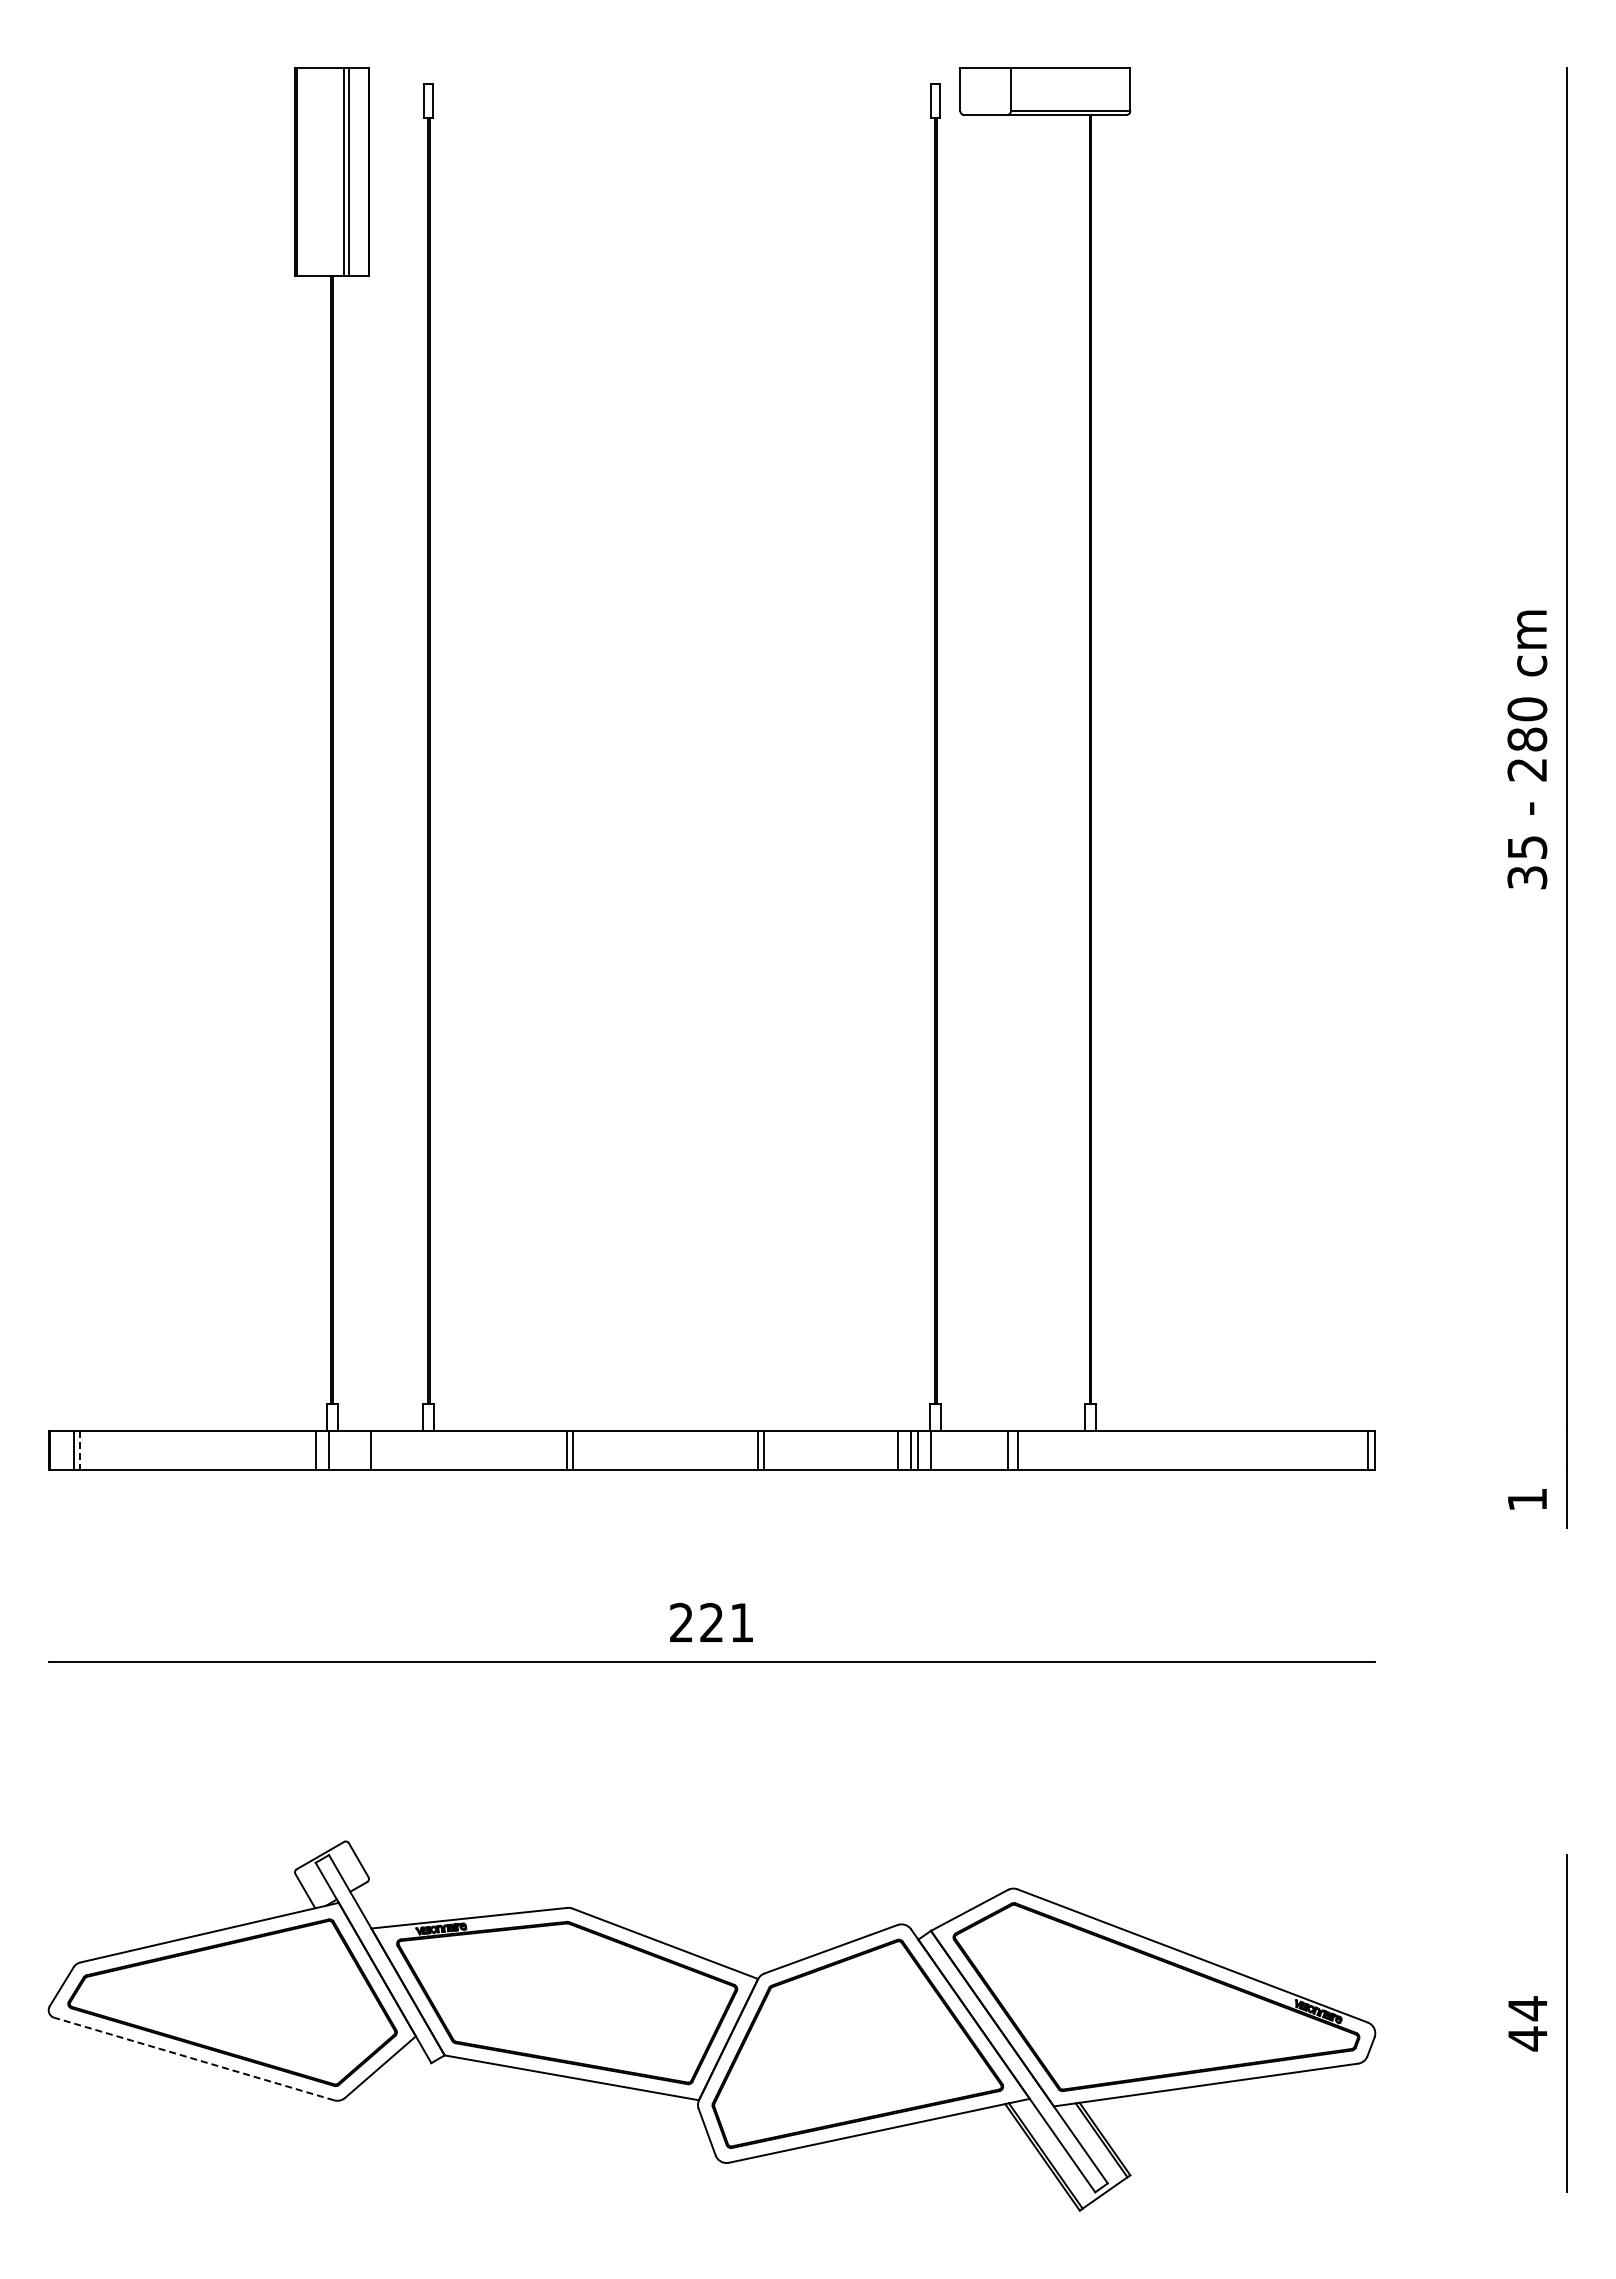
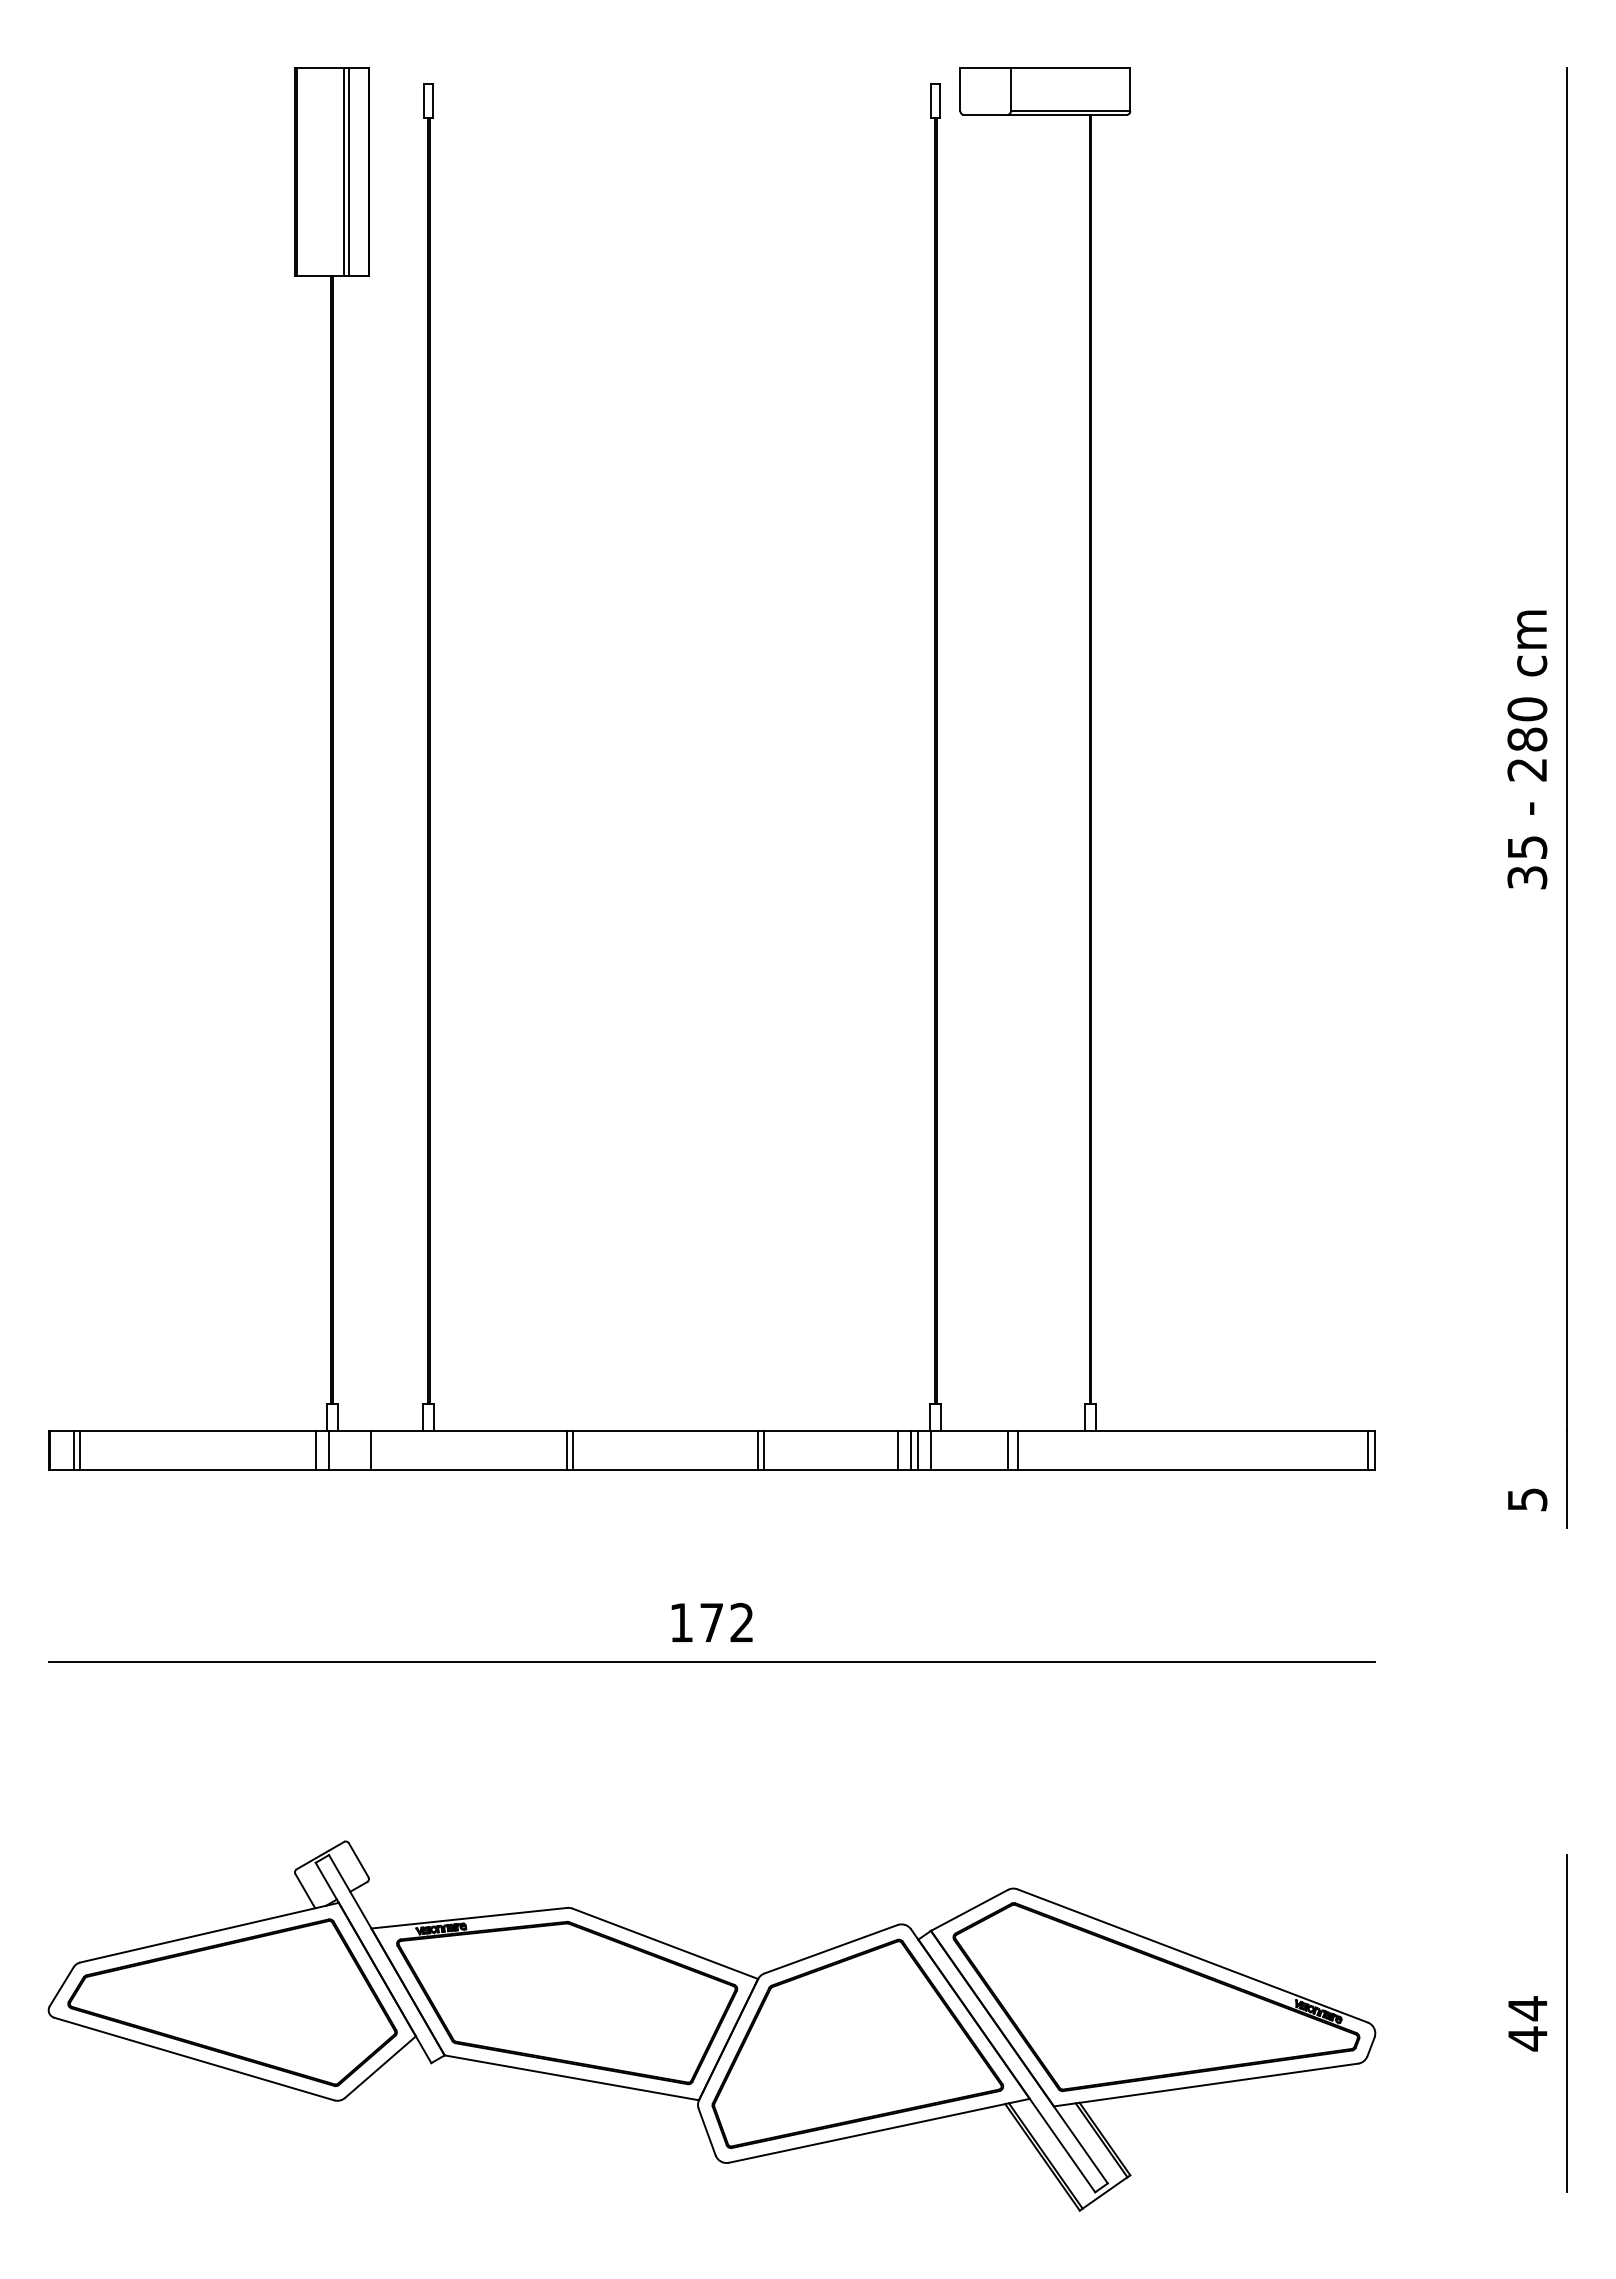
line: dashed -> solid (80, 1450)
text: 1 -> 5 (1527, 1499)
text: 221 -> 172 (711, 1621)
line: dashed -> solid (193, 2058)
